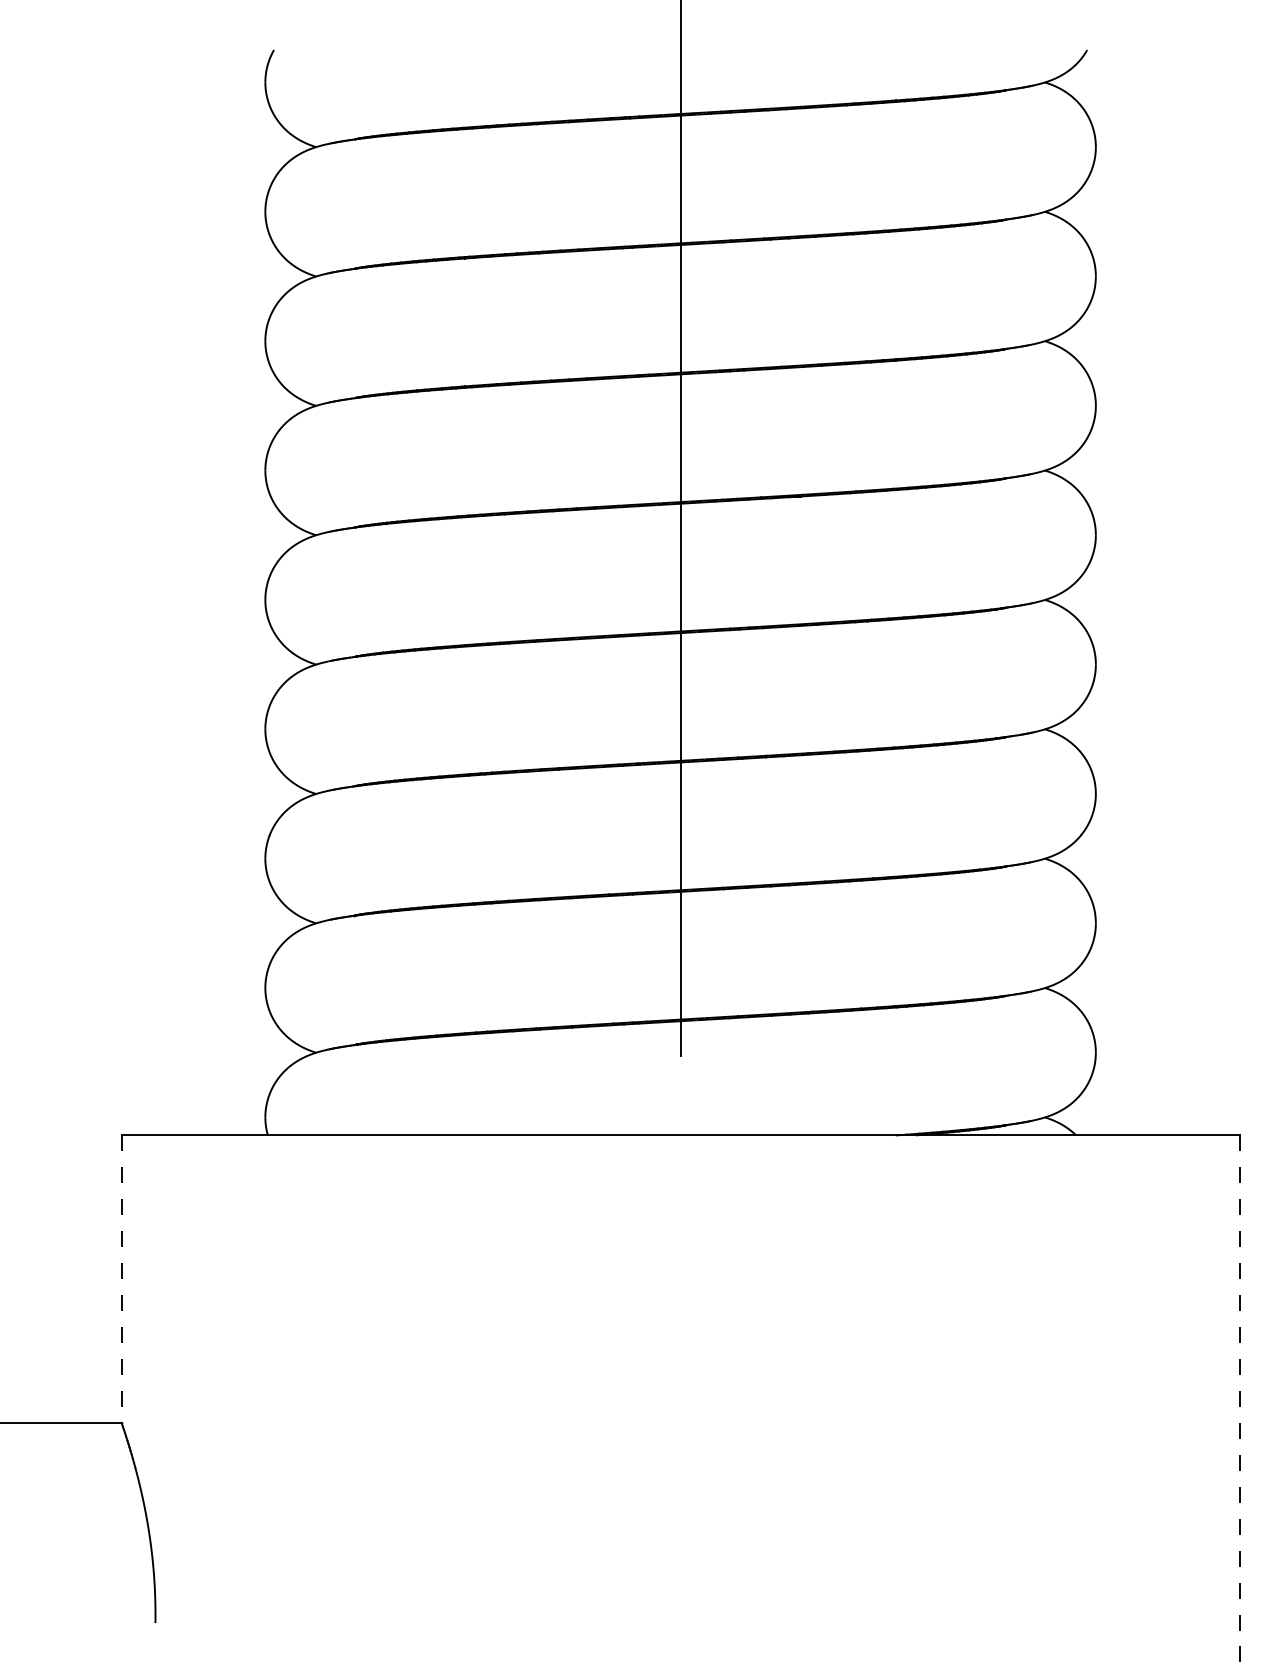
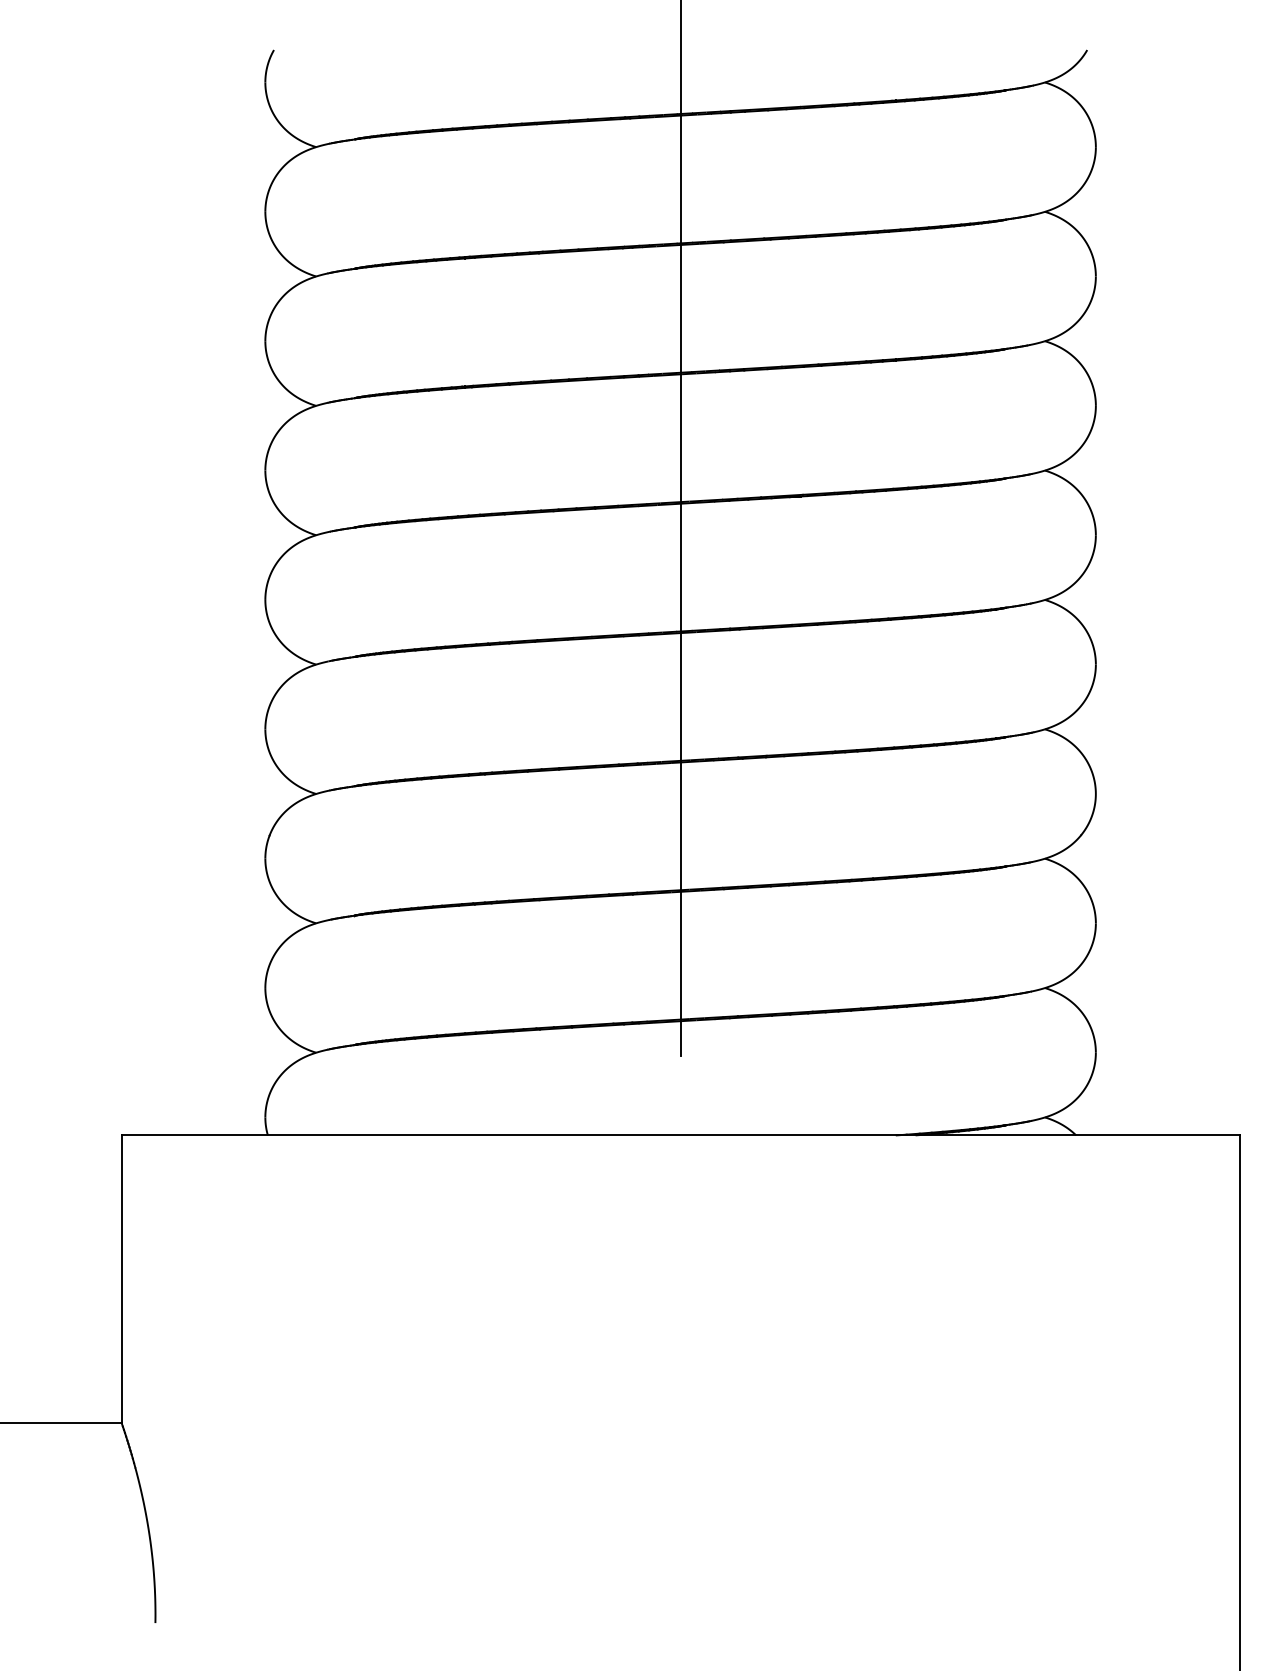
line: dashed -> solid (121, 1279)
line: dashed -> solid (1239, 1403)
